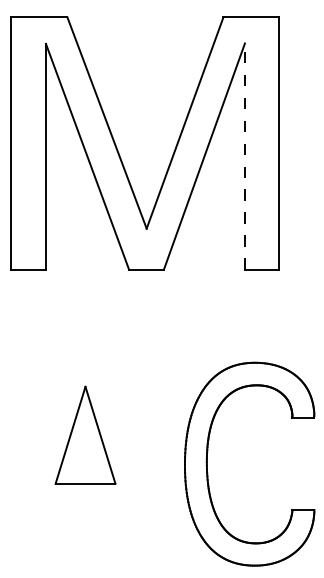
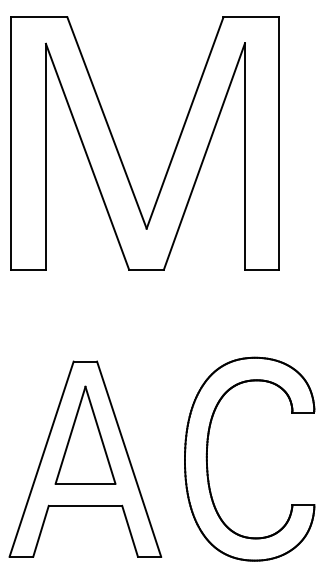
line: dashed -> solid (244, 156)
part: none -> present (85, 458)
part position: (208, 472) -> (208, 467) (208, 467)
